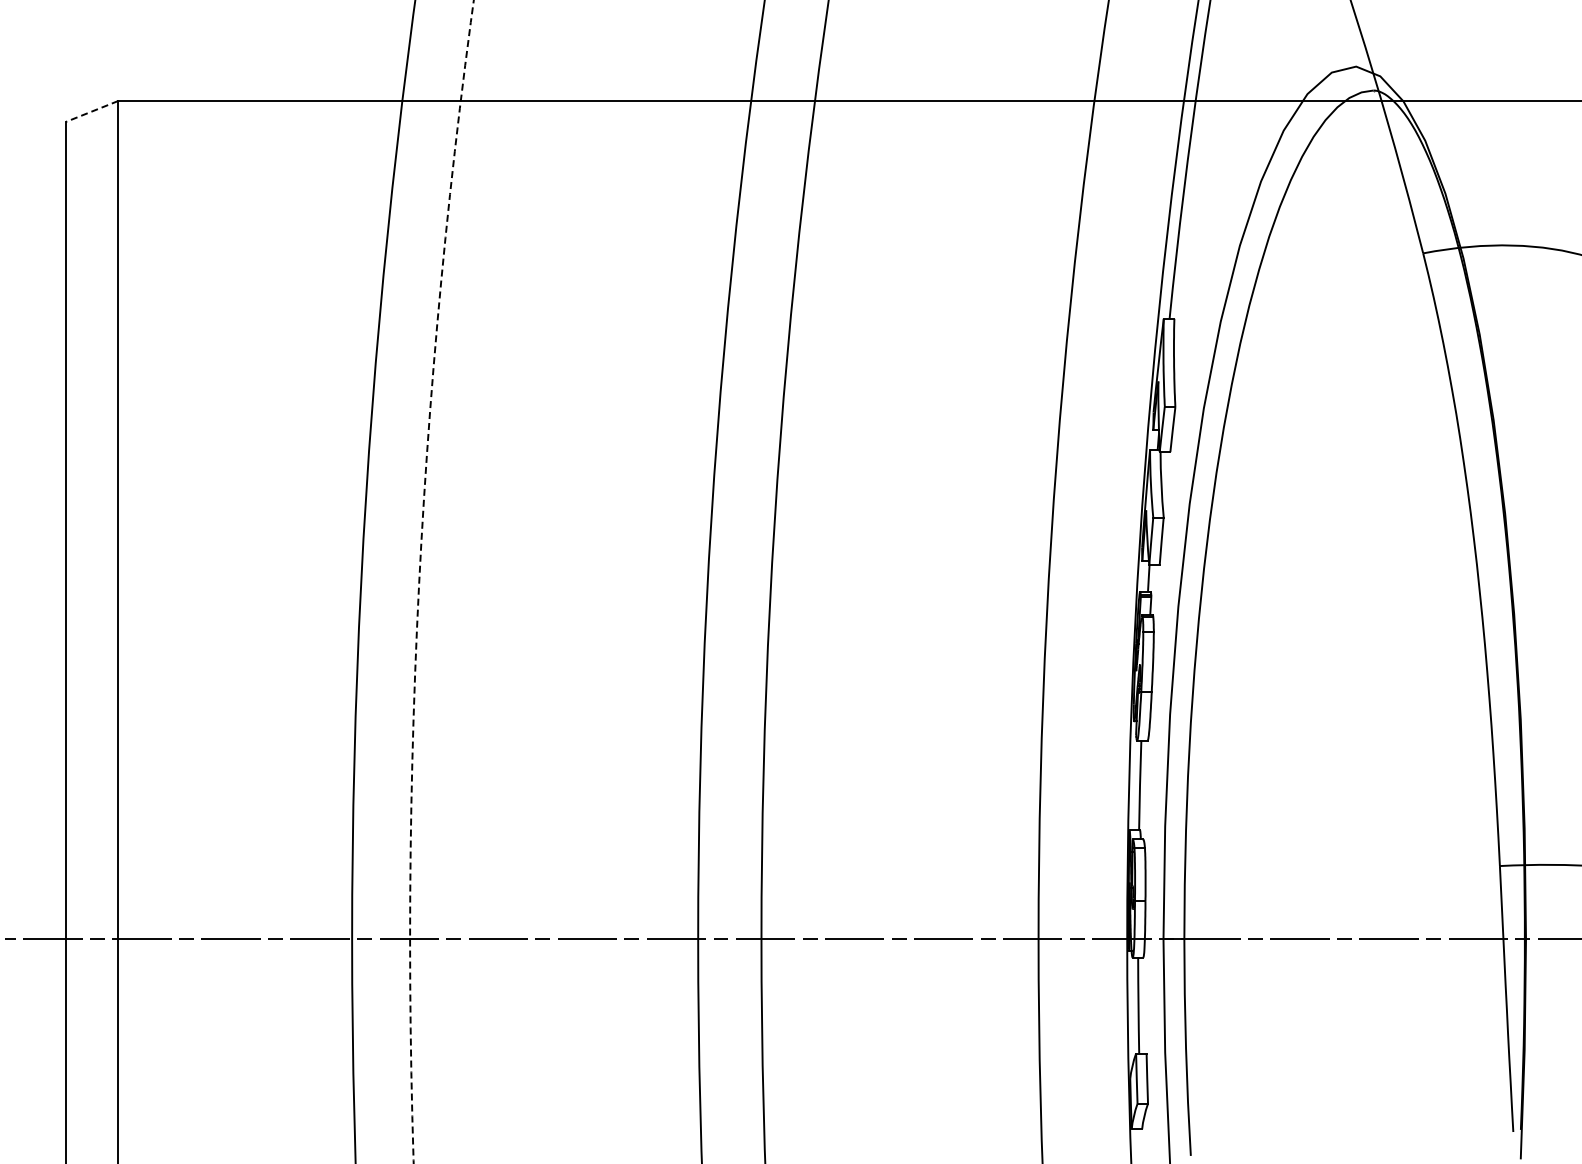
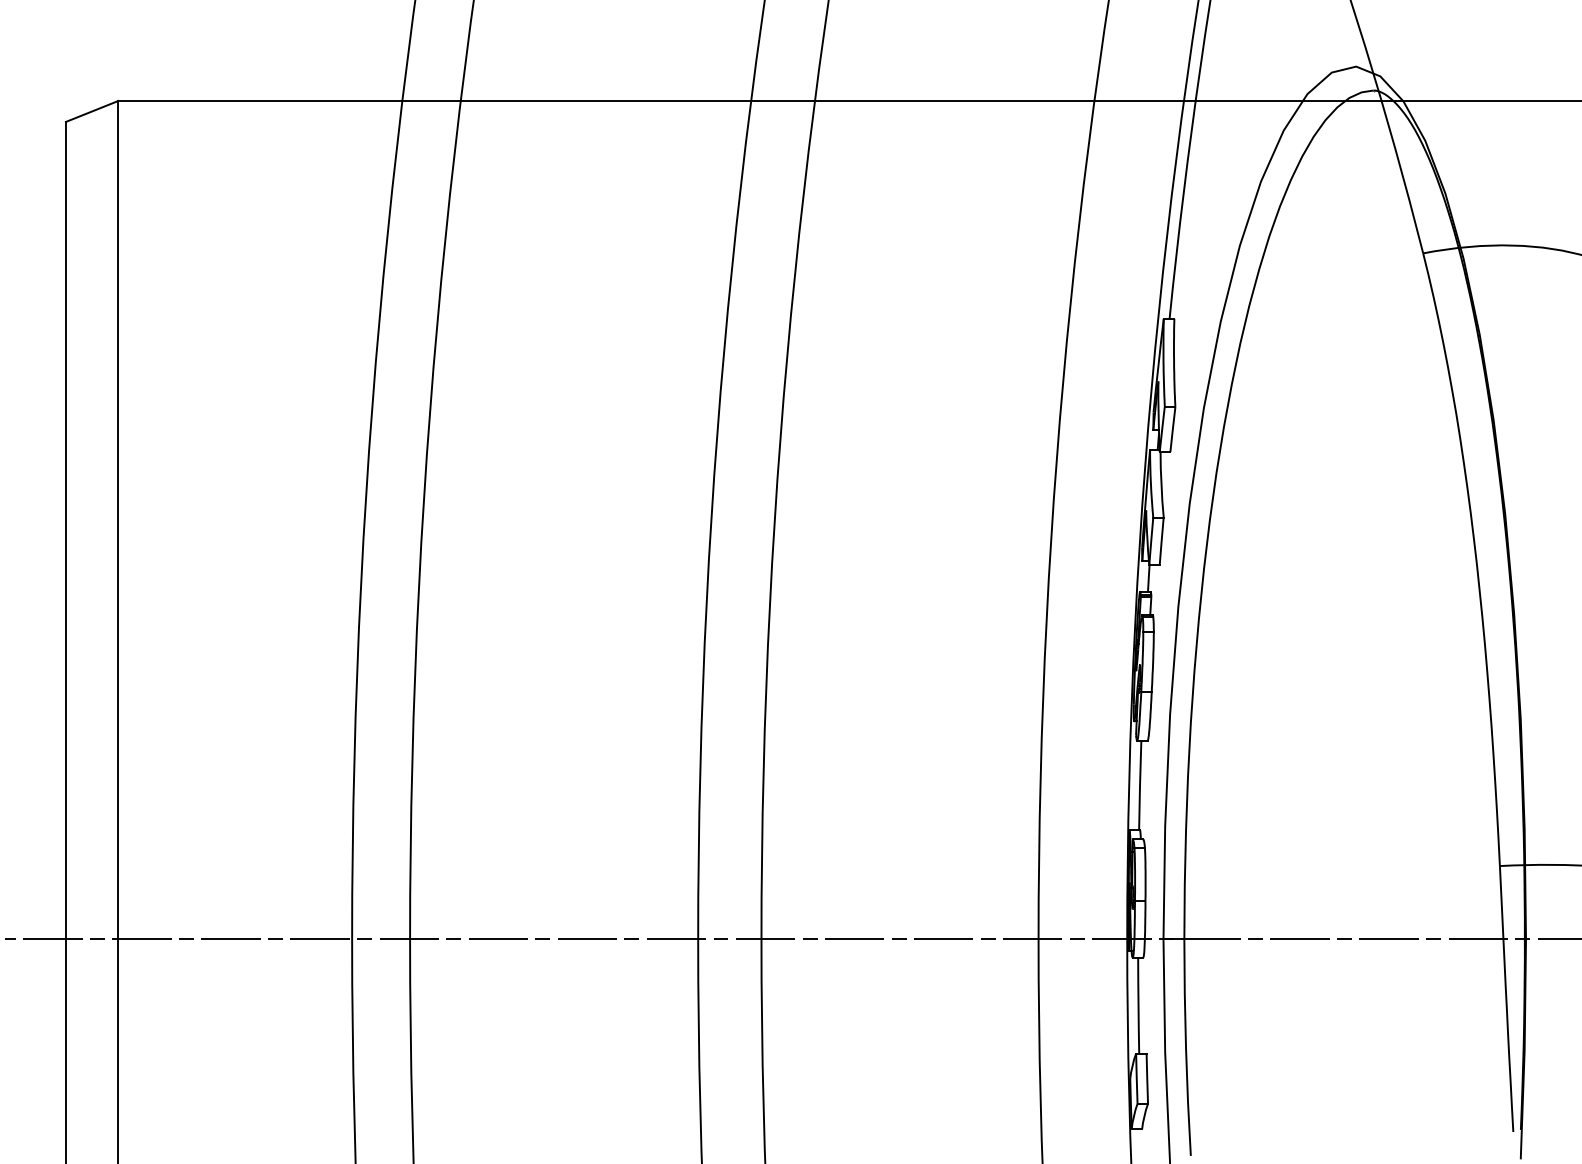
line: dashed -> solid (91, 111)
circle: dashed -> solid (441, 581)
